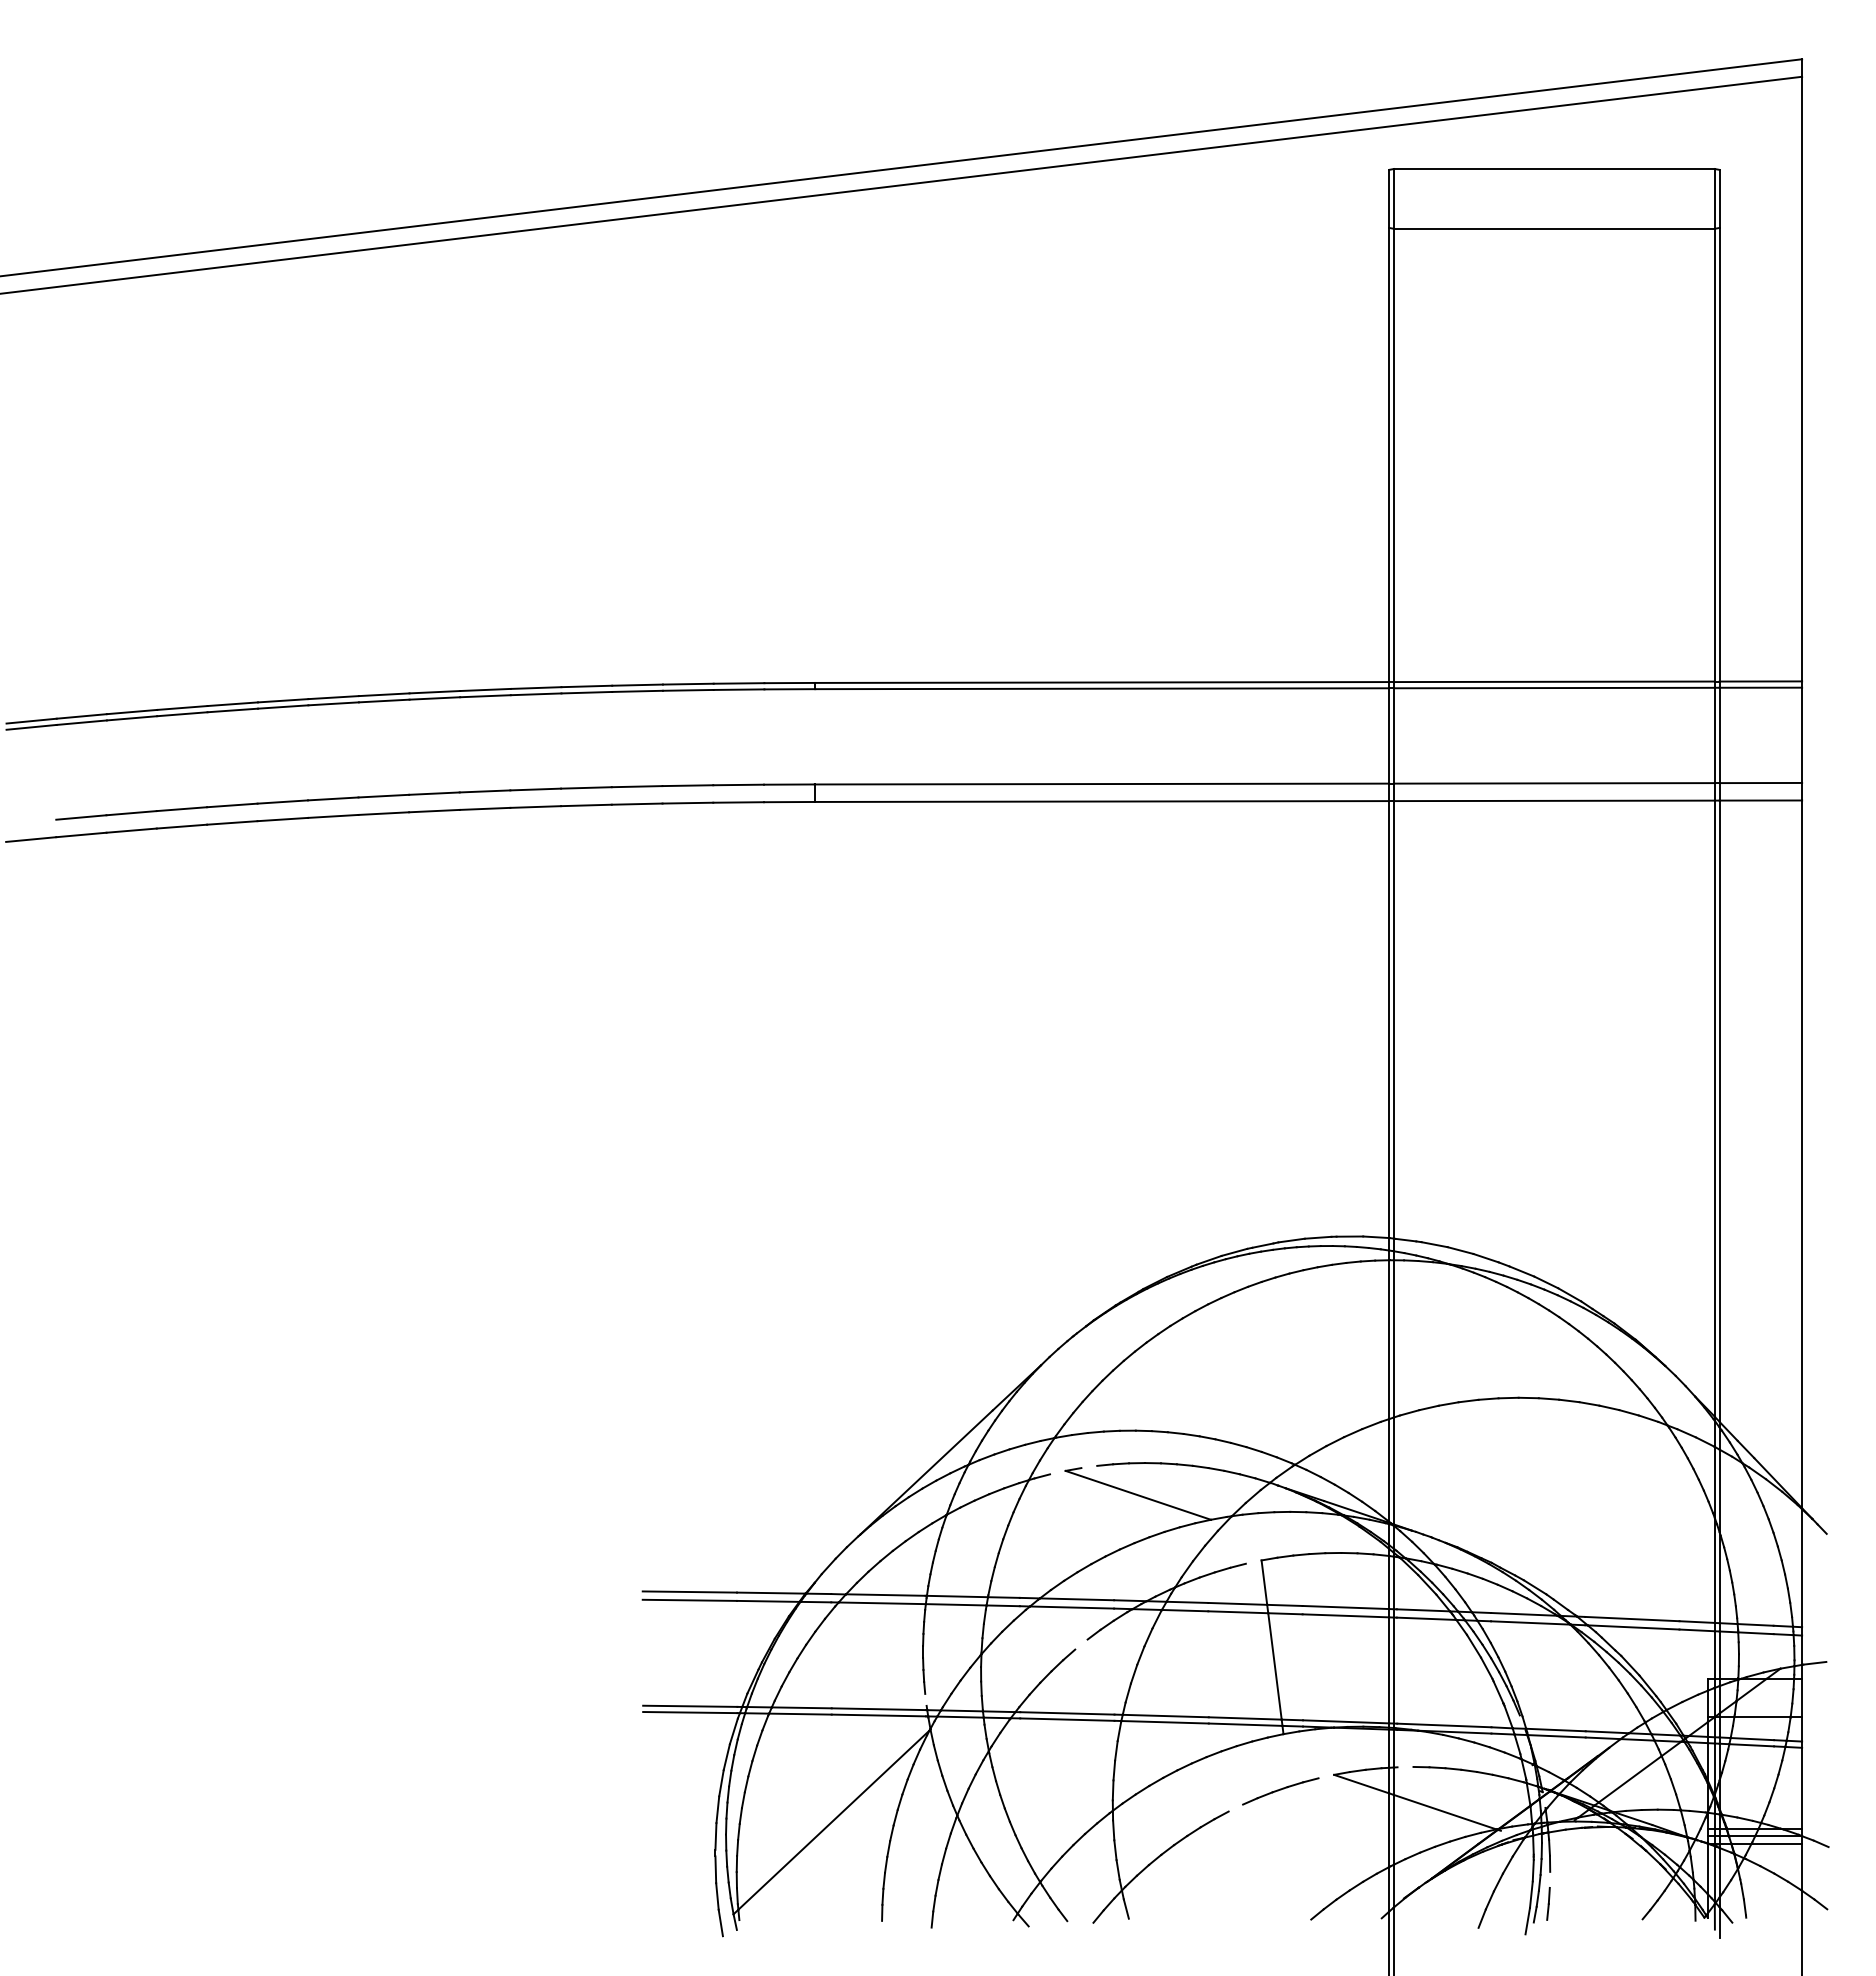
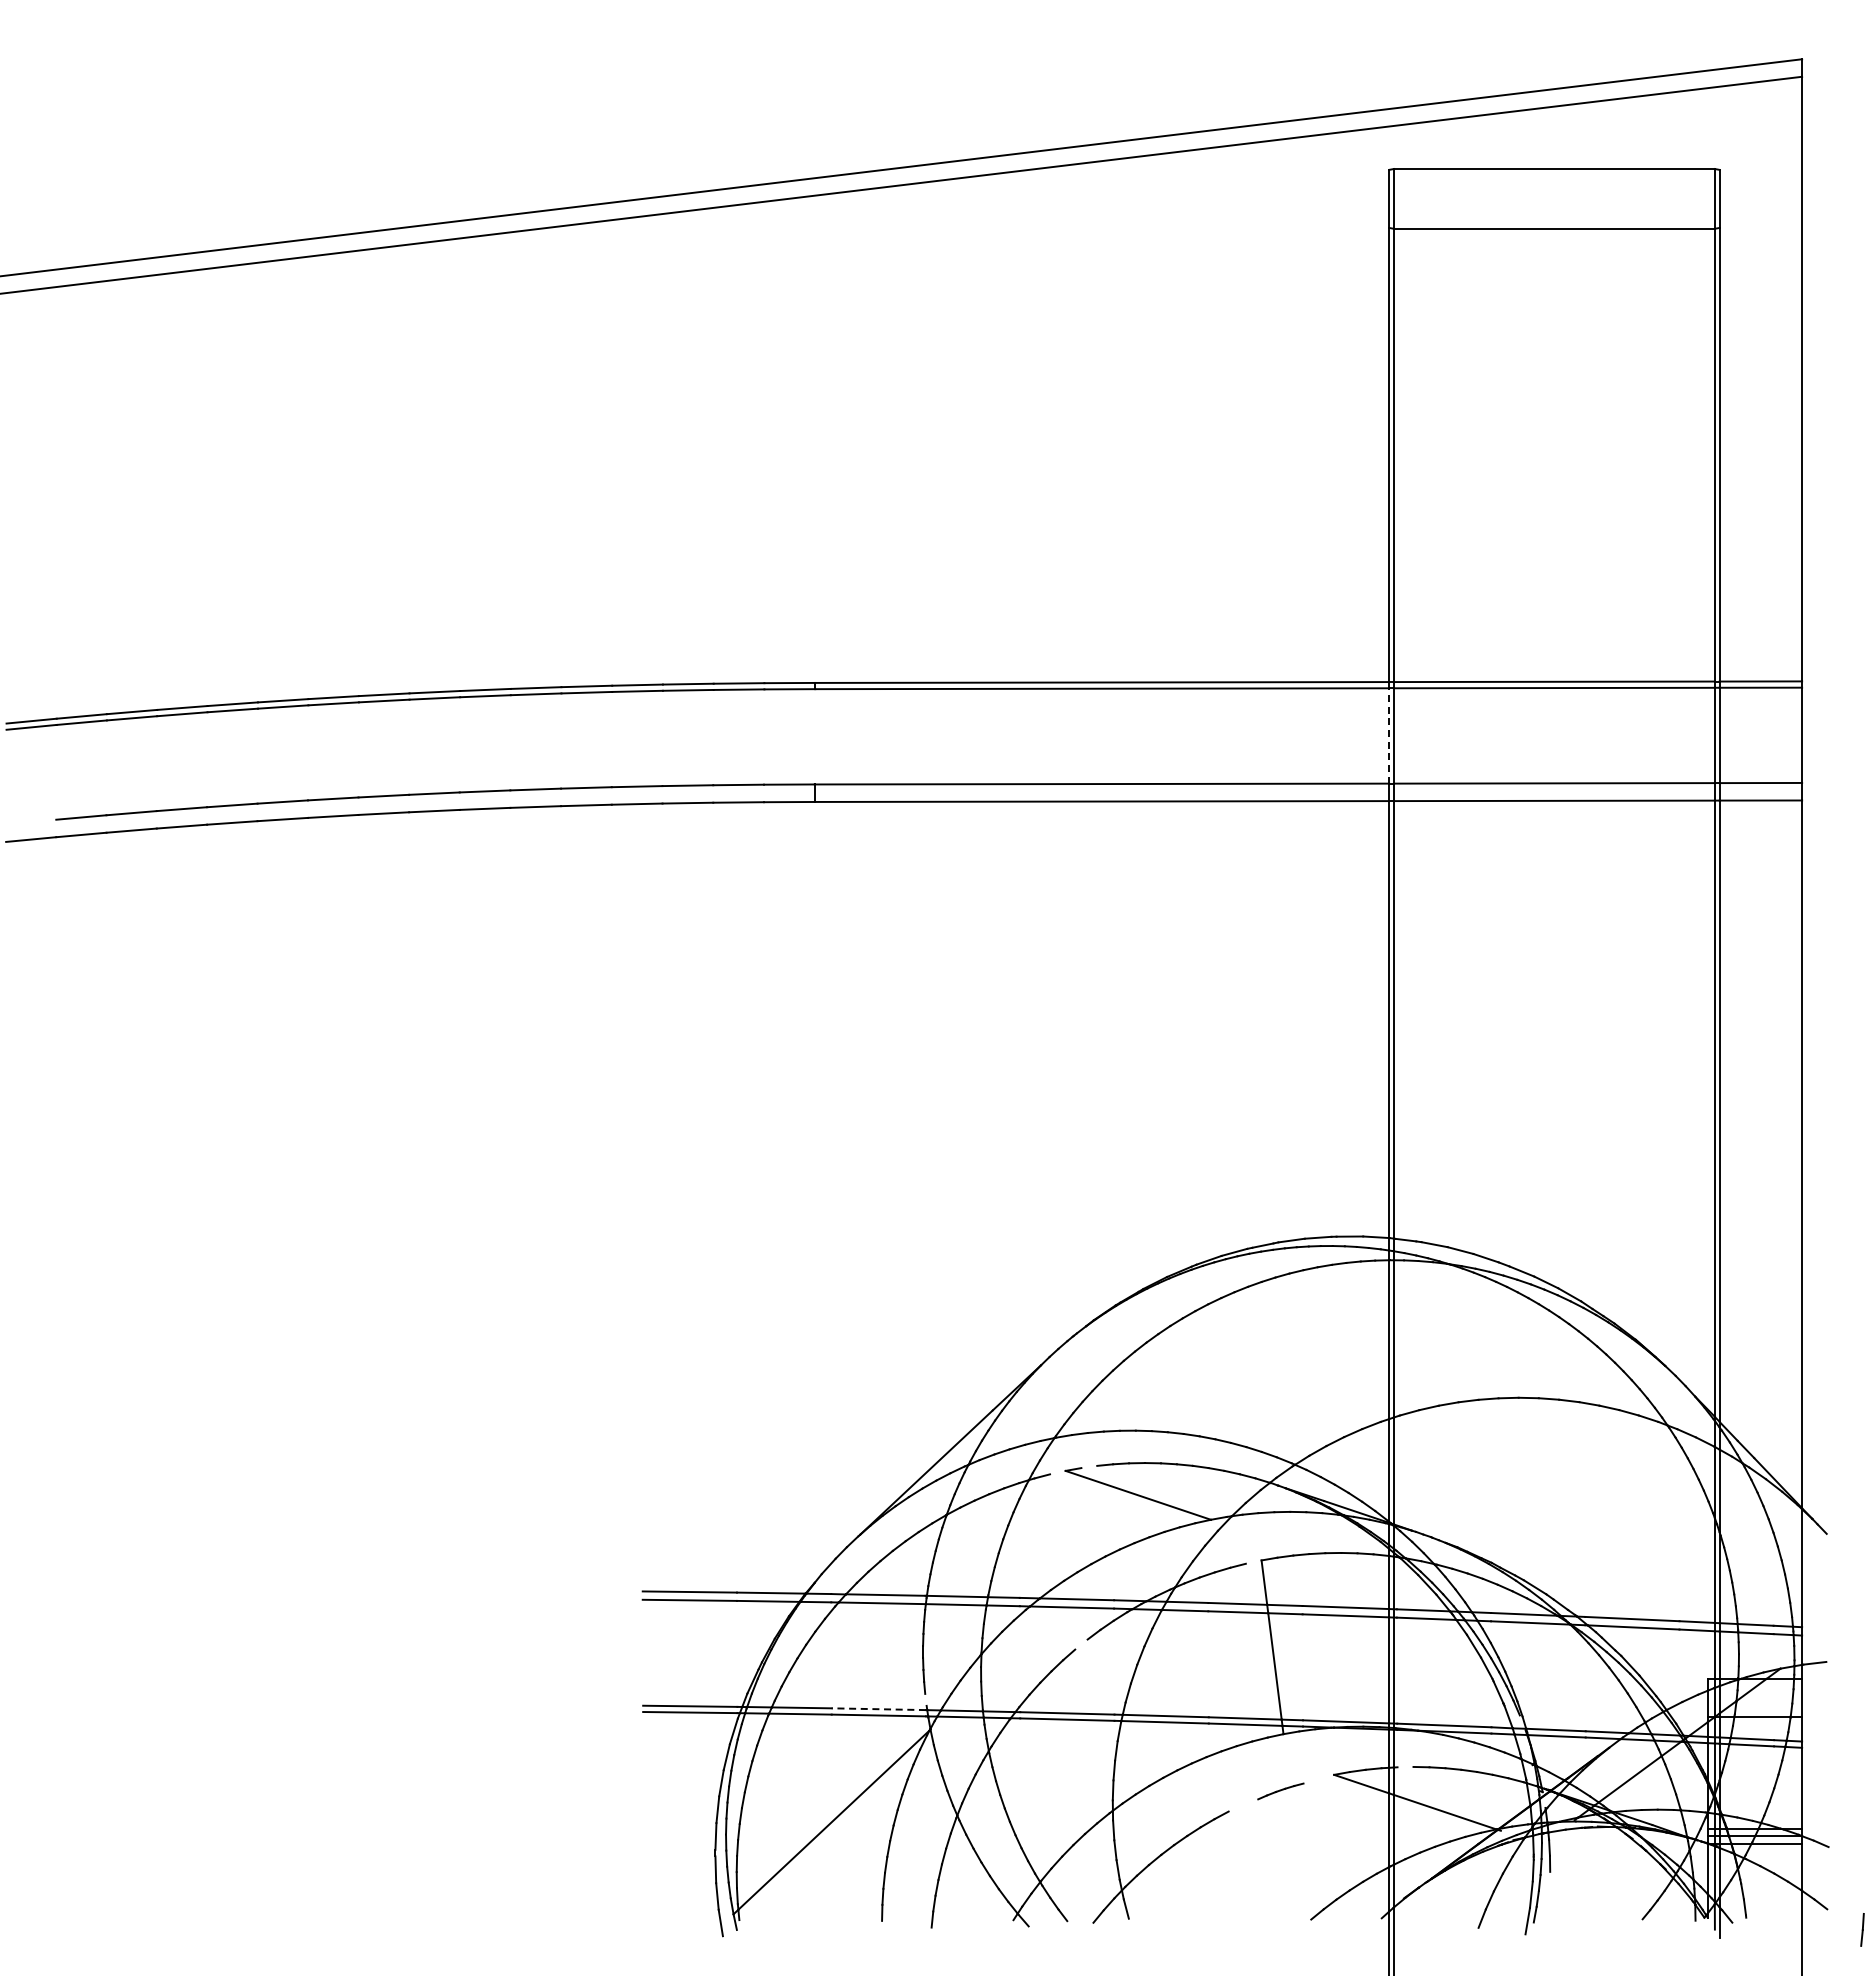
line: solid -> dashed (1389, 735)
line: solid -> dashed (878, 1709)
part size: 78x29 px -> 48x19 px (1280, 1791)
line position: (1548, 1903) -> (1862, 1929) (1862, 1929)
